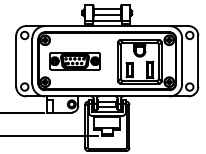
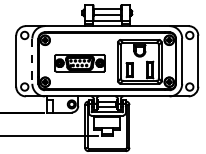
line: solid -> dashed (32, 61)
part position: (74, 61) -> (79, 63) (79, 63)
